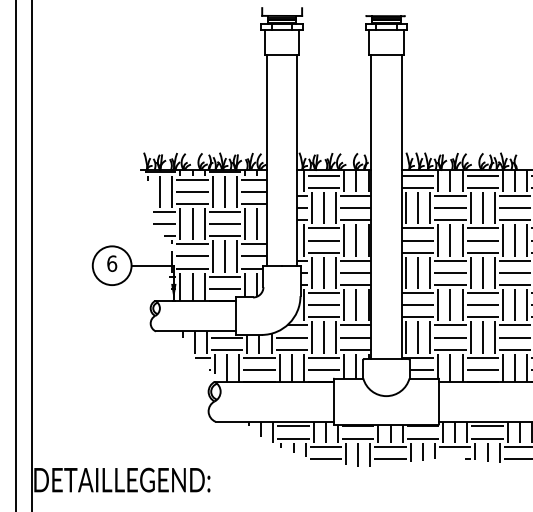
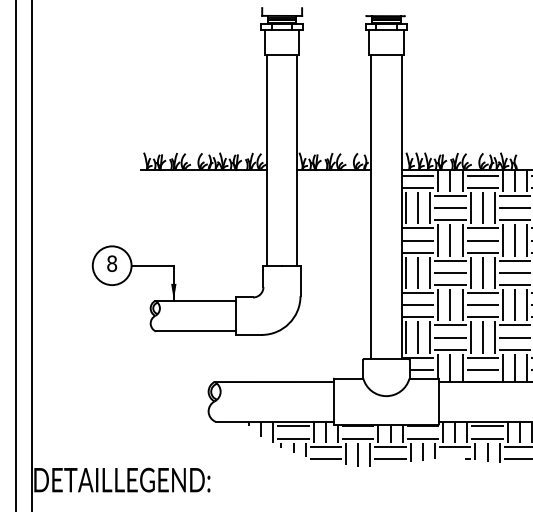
hatch: present -> none (205, 235)
text: 6 -> 8 (112, 263)
hatch: present -> none (276, 276)
